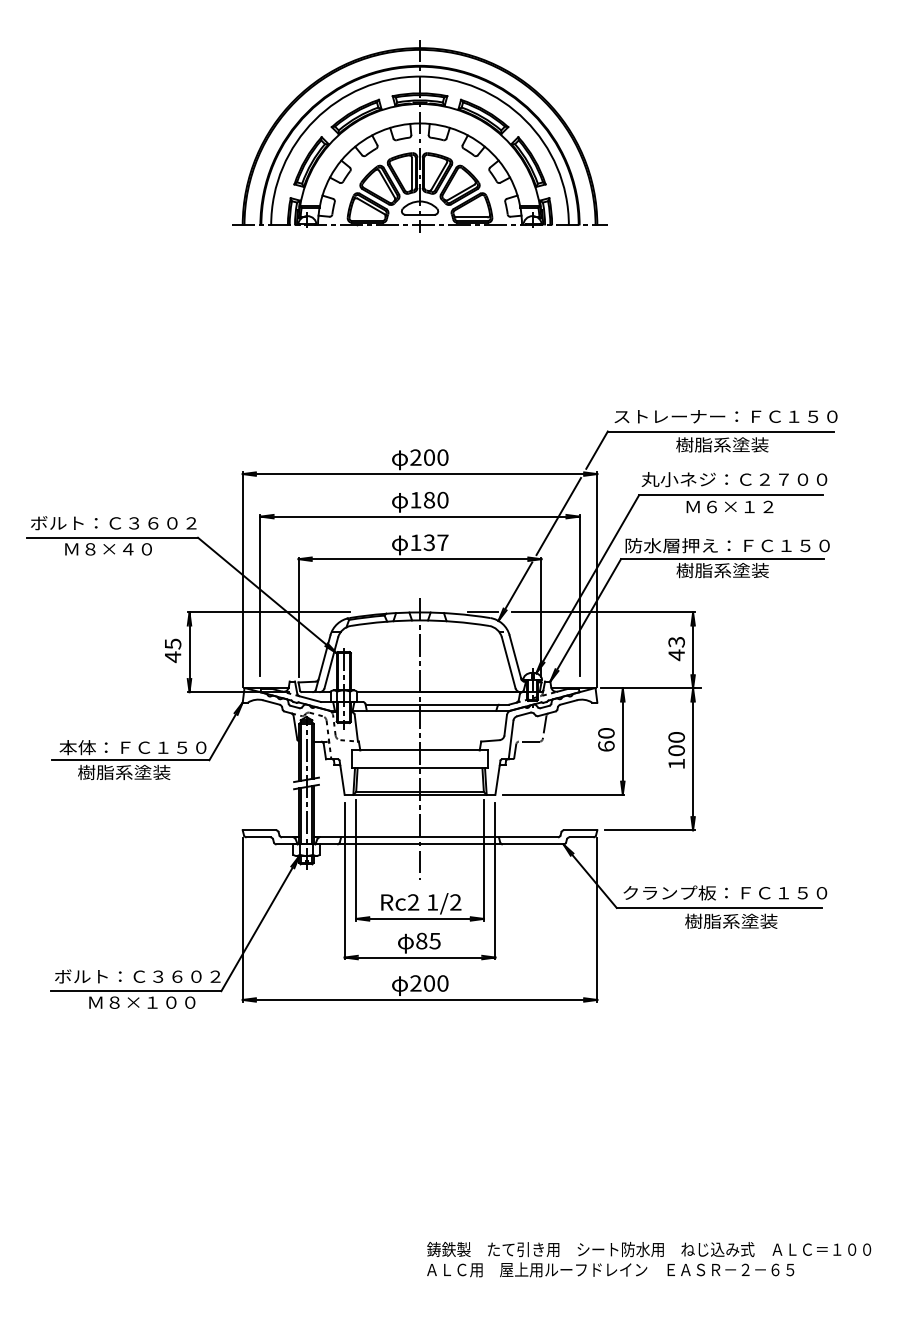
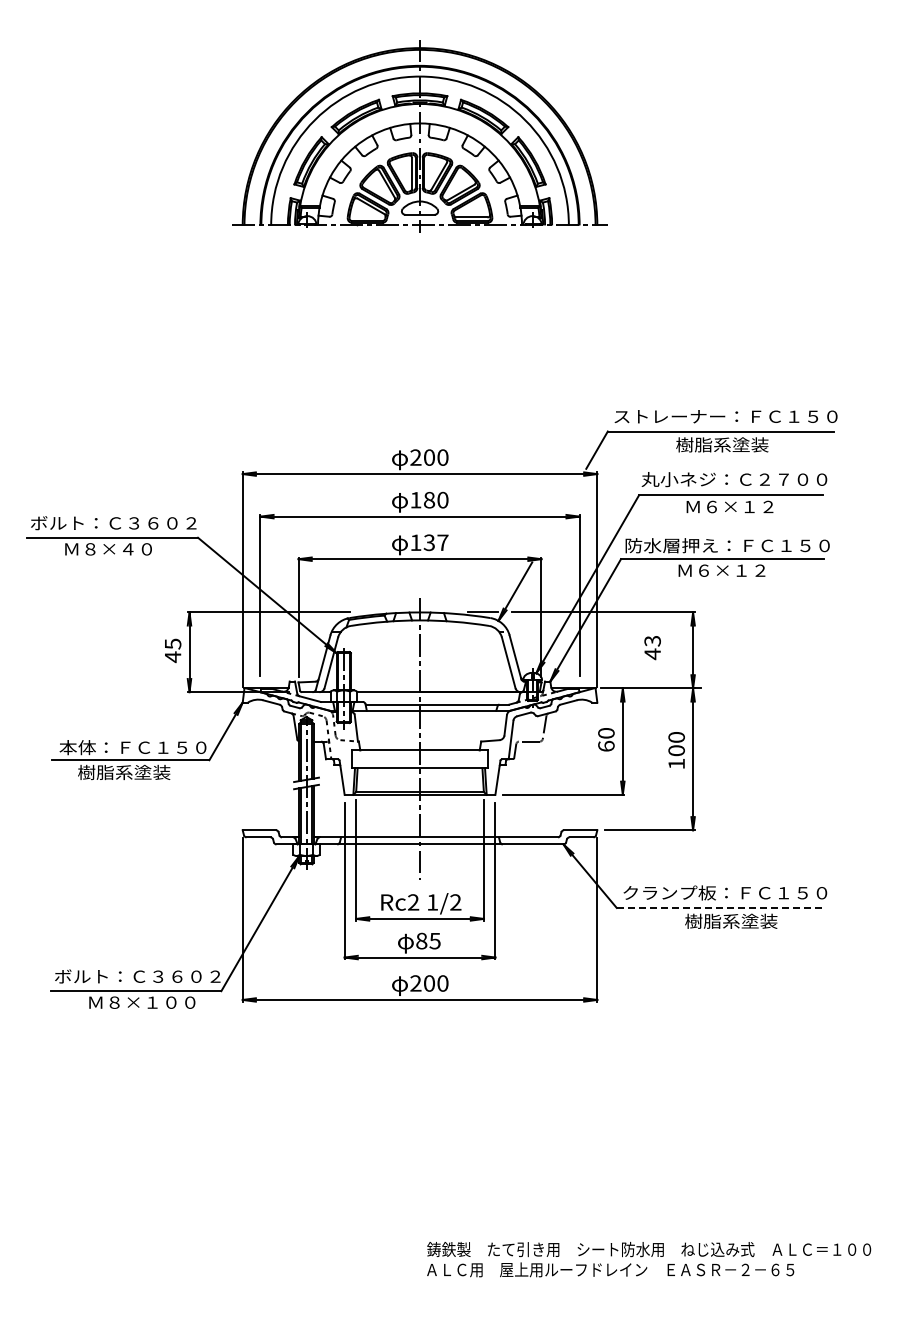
line: present -> none (558, 516)
text: 樹脂系塗装 -> Ｍ６×１２ (722, 570)
text position: (676, 649) -> (652, 648) (652, 648)
line: solid -> dashed (719, 907)
